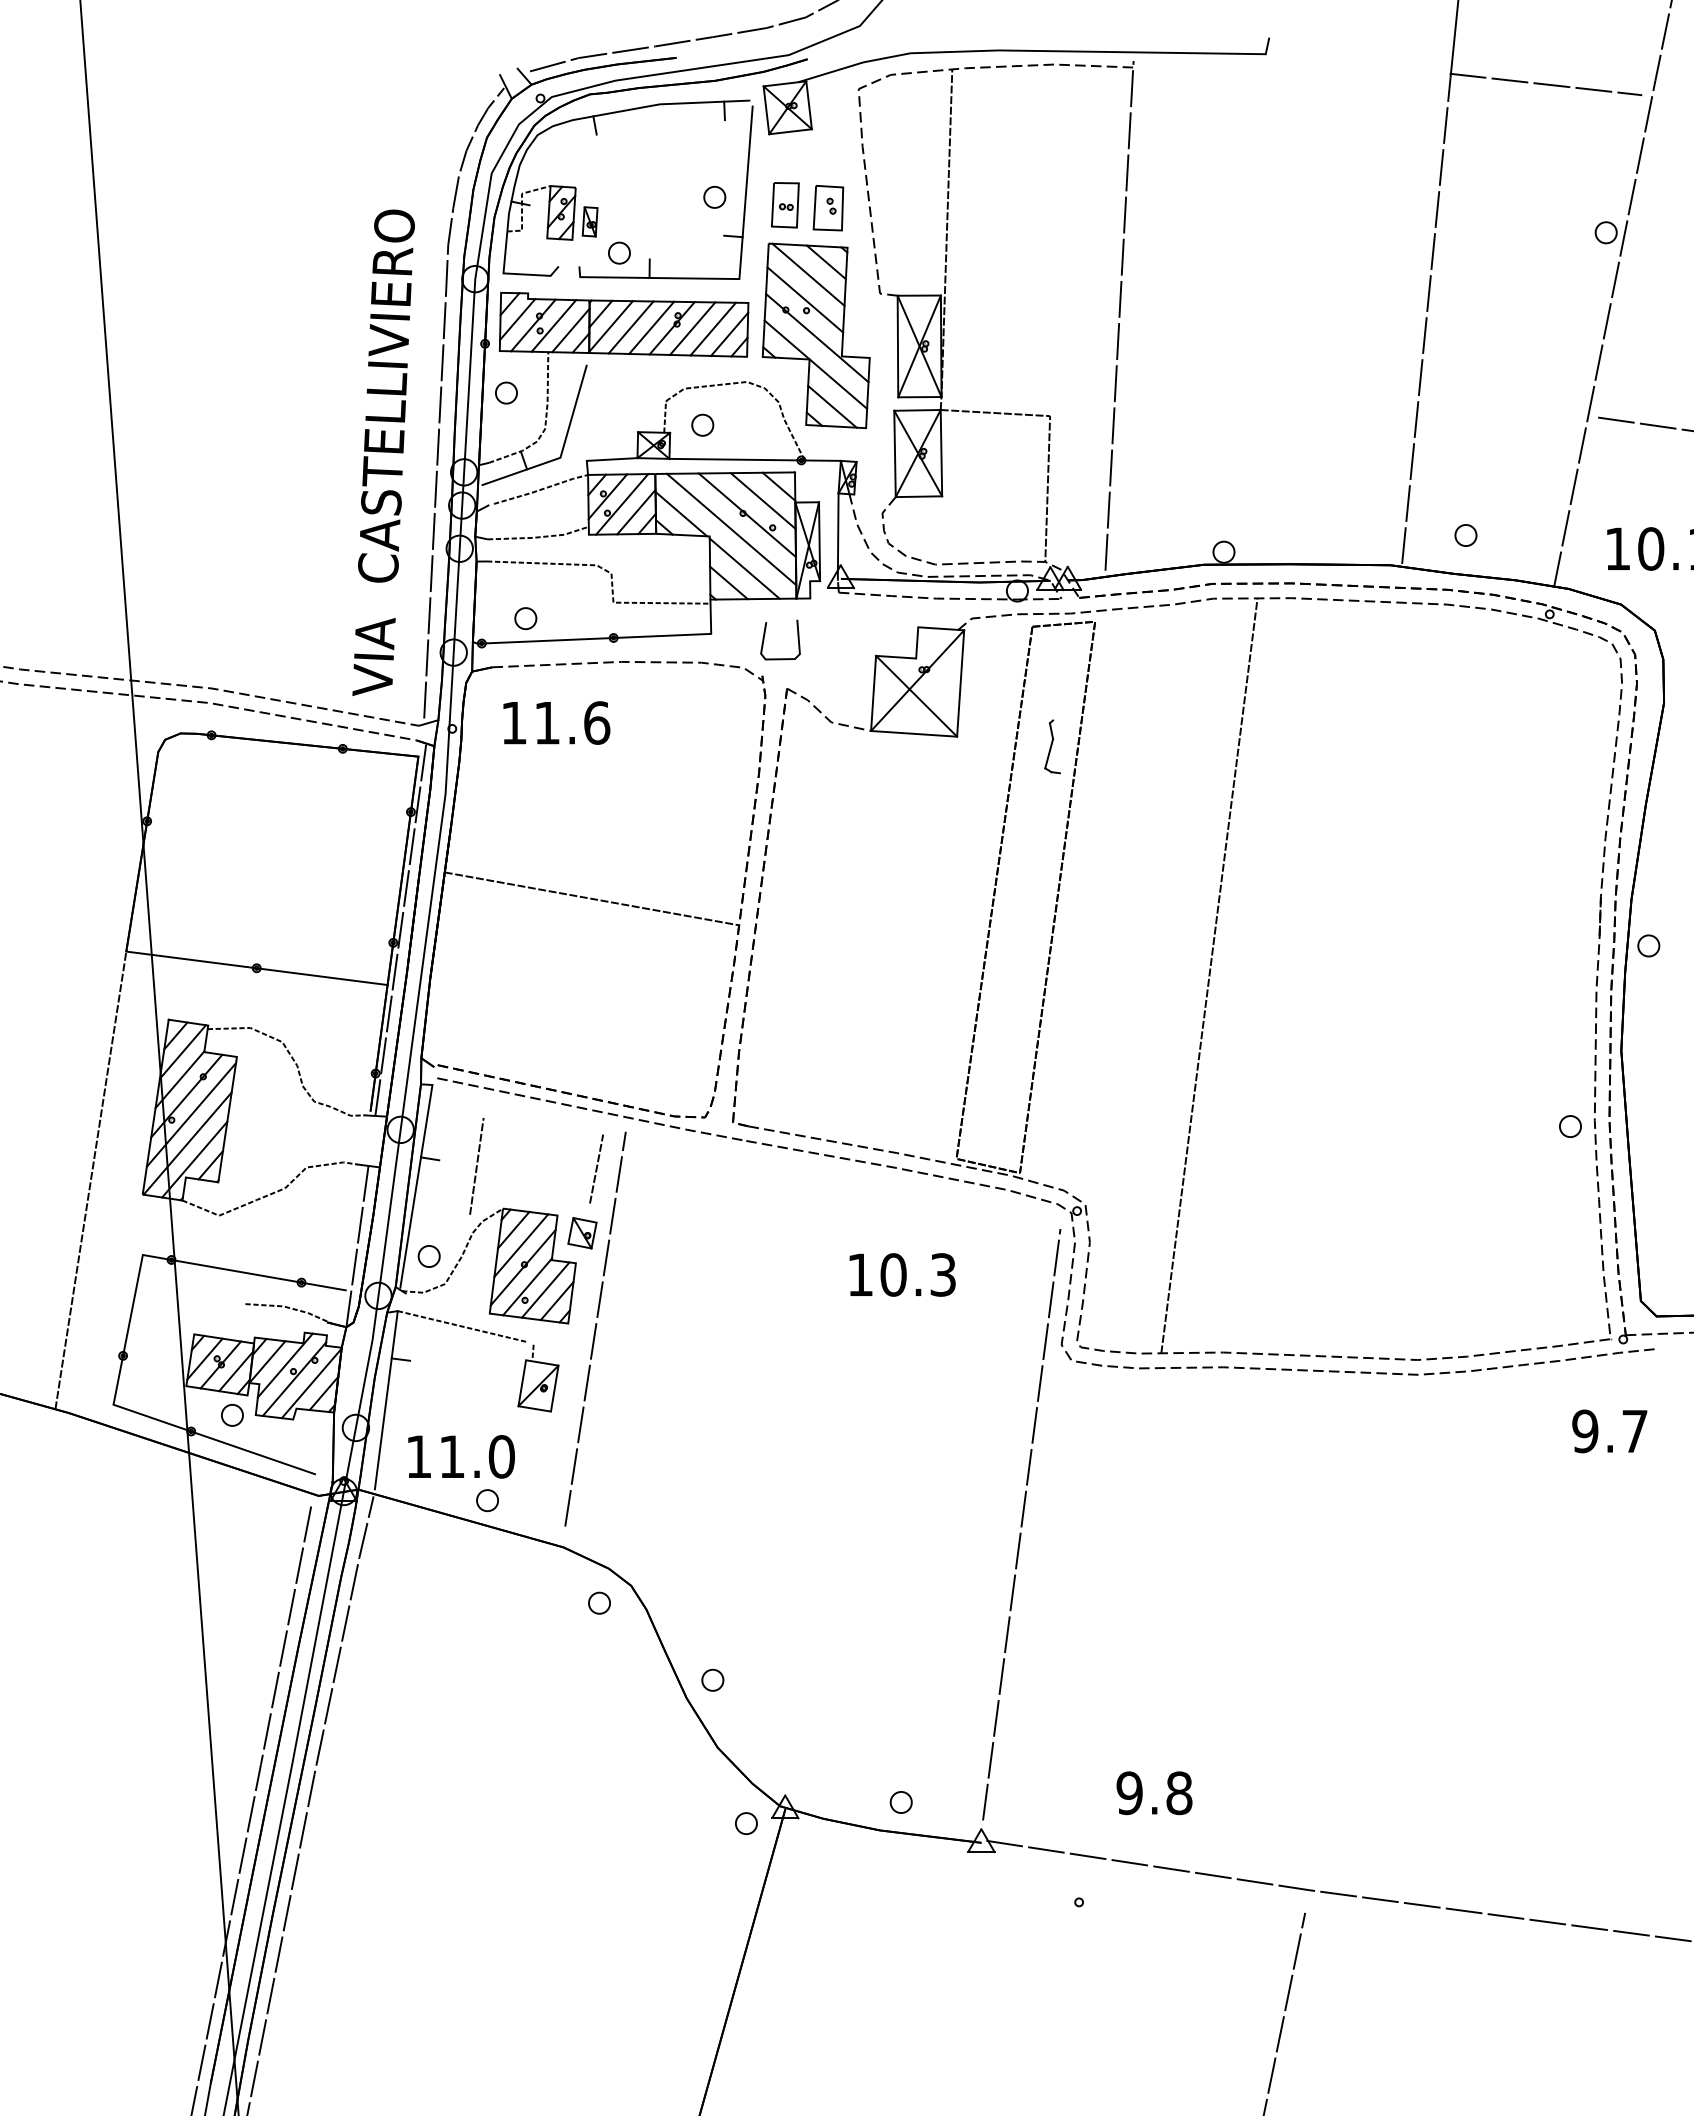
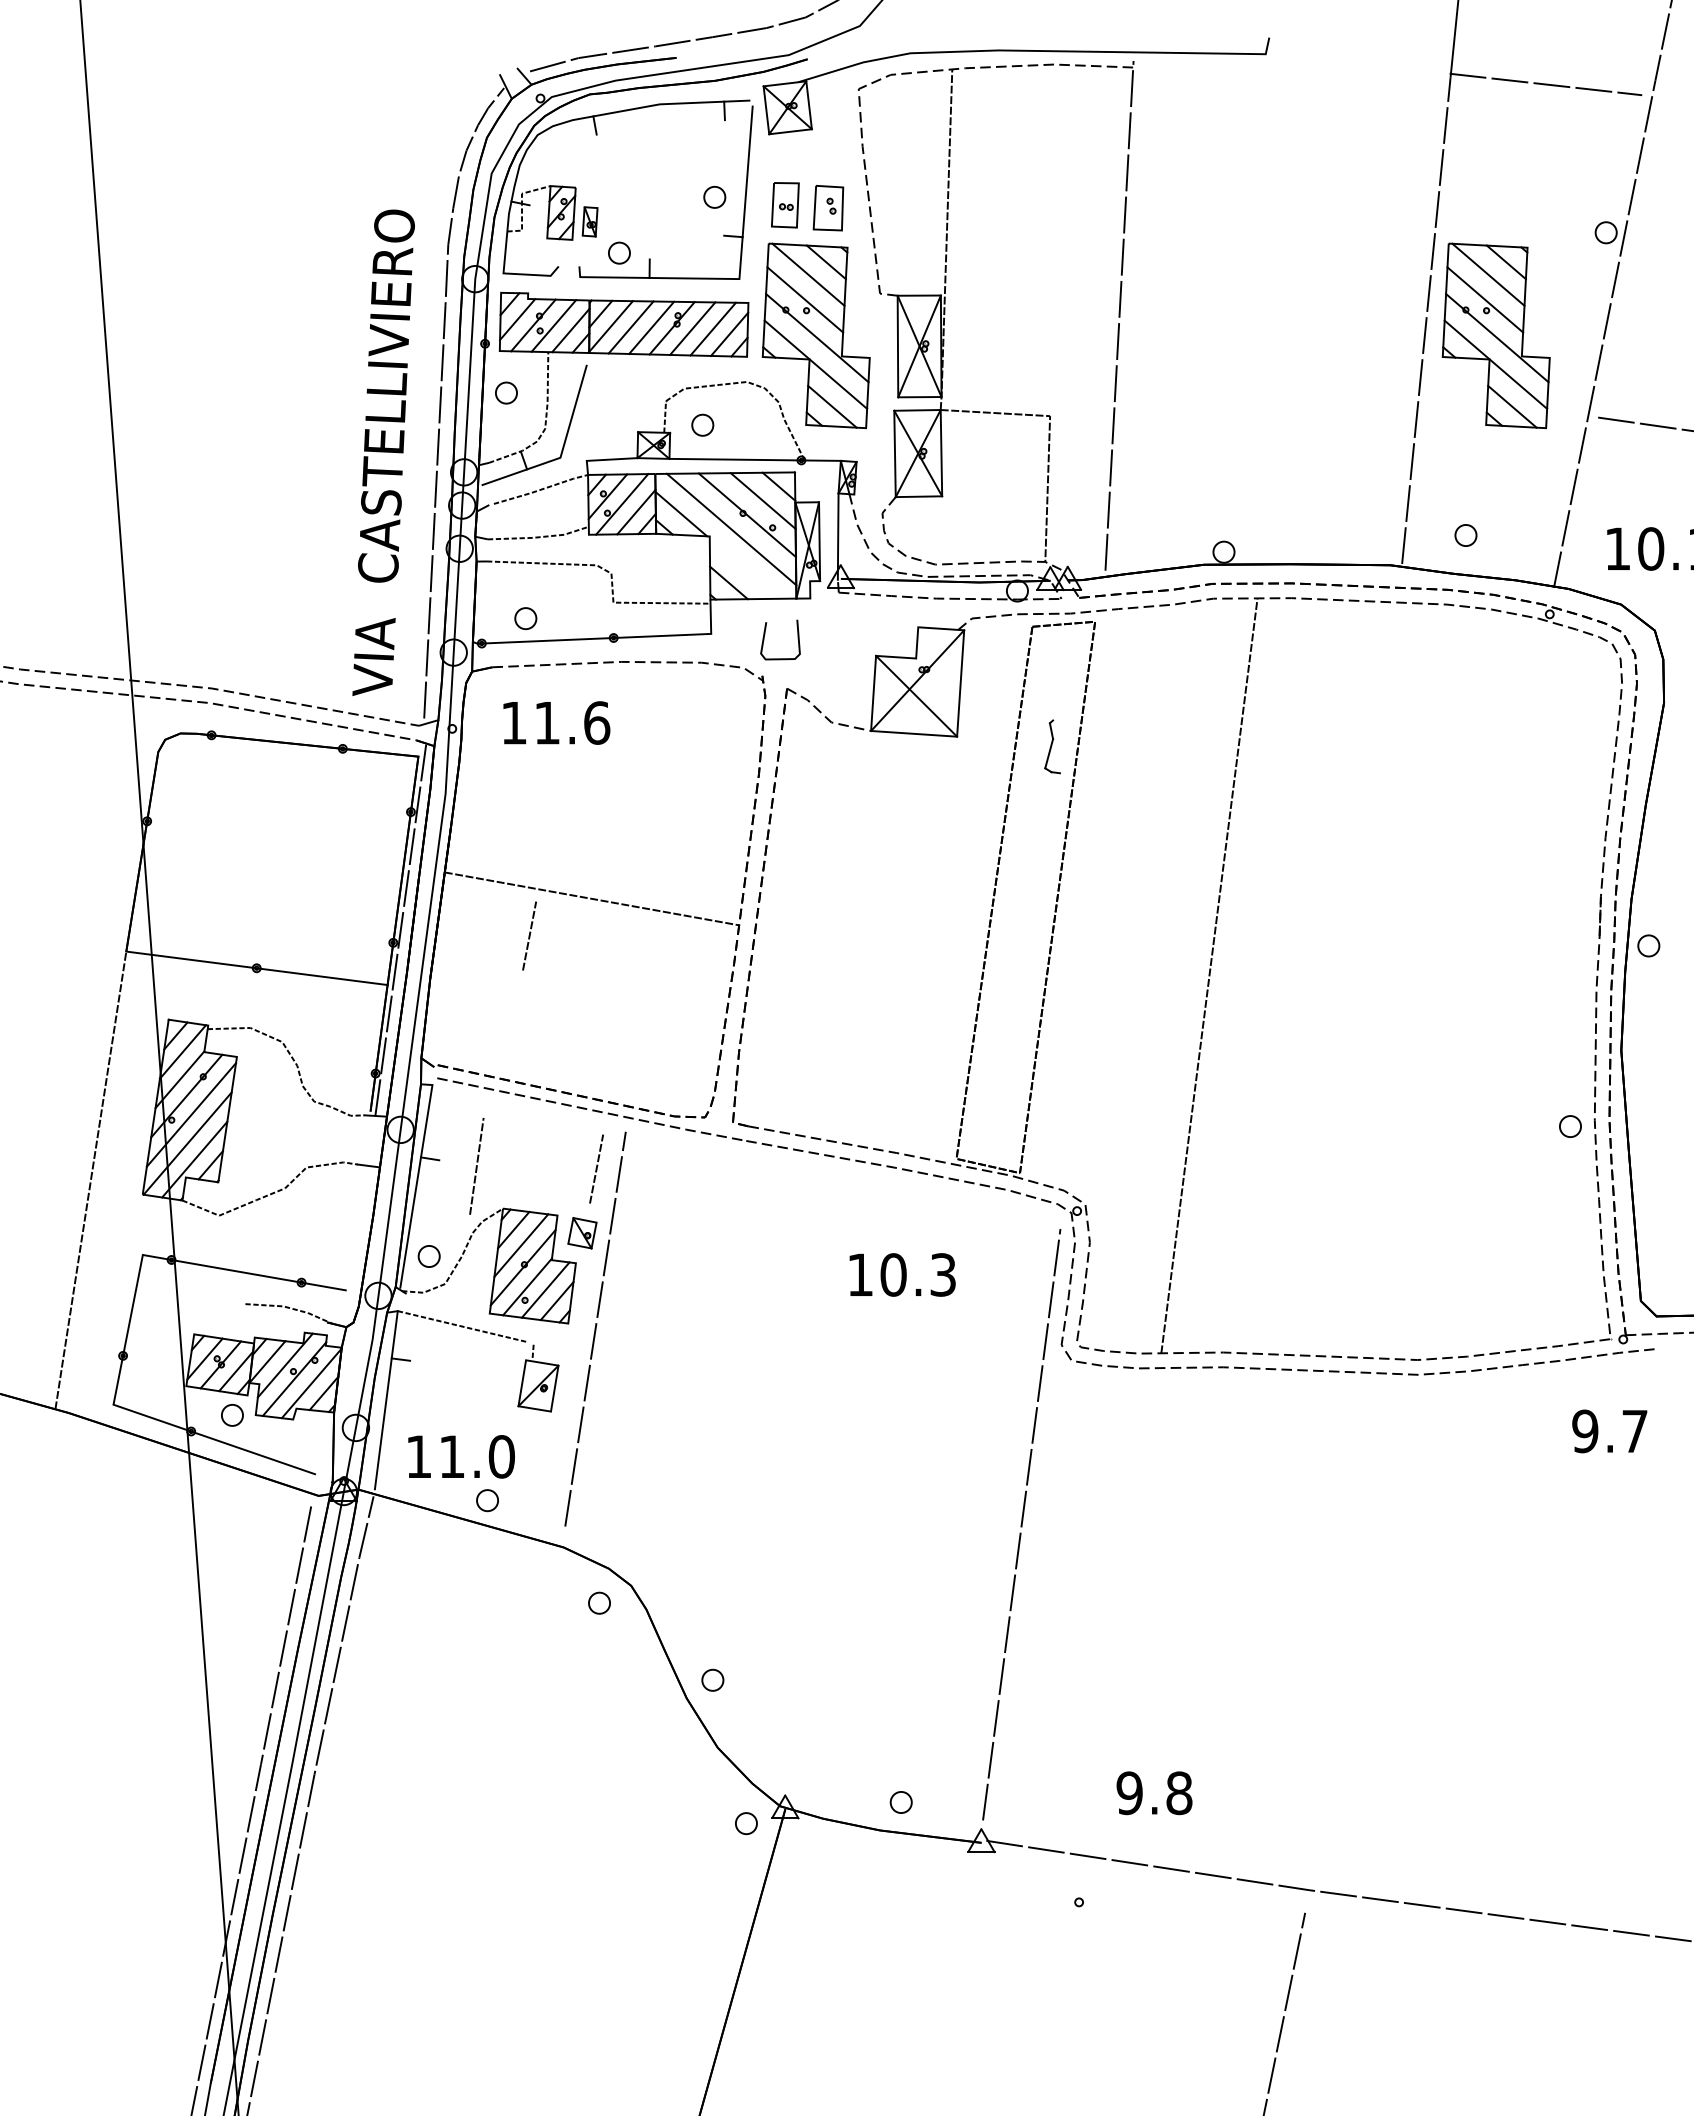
part: none -> present (1495, 335)
line: present -> none (744, 568)
line: none -> present (529, 935)
line: present -> none (357, 1246)
